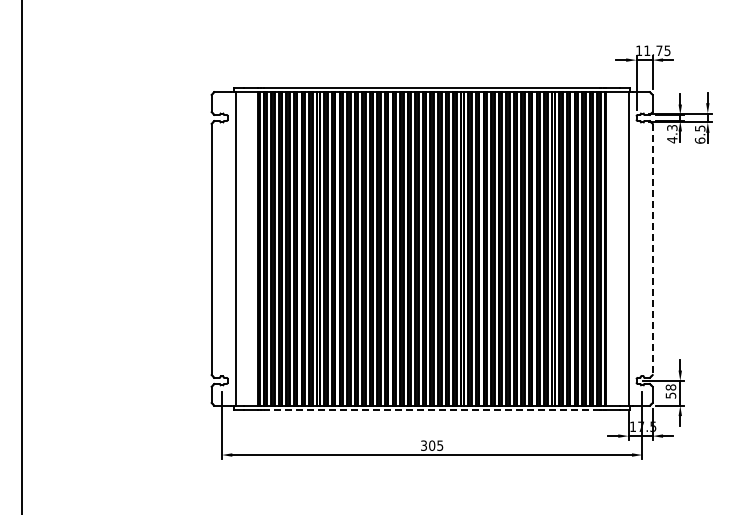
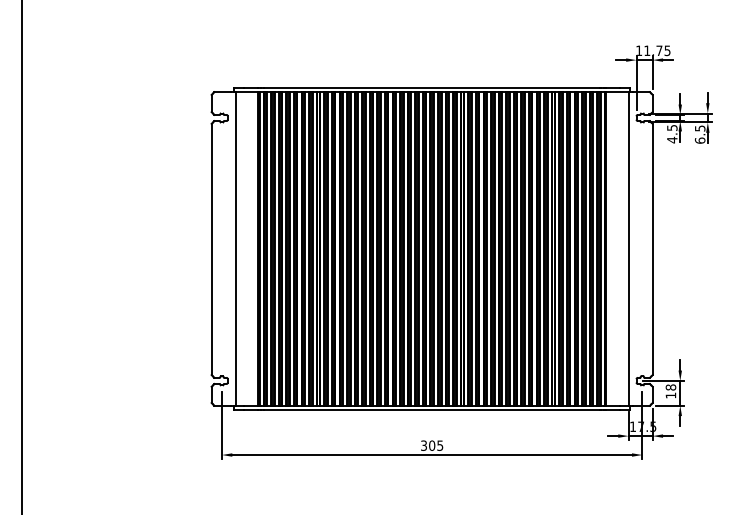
text: 4.3 -> 4.5 (671, 127)
line: dashed -> solid (652, 249)
text: 58 -> 18 (670, 395)
line: dashed -> solid (431, 410)
